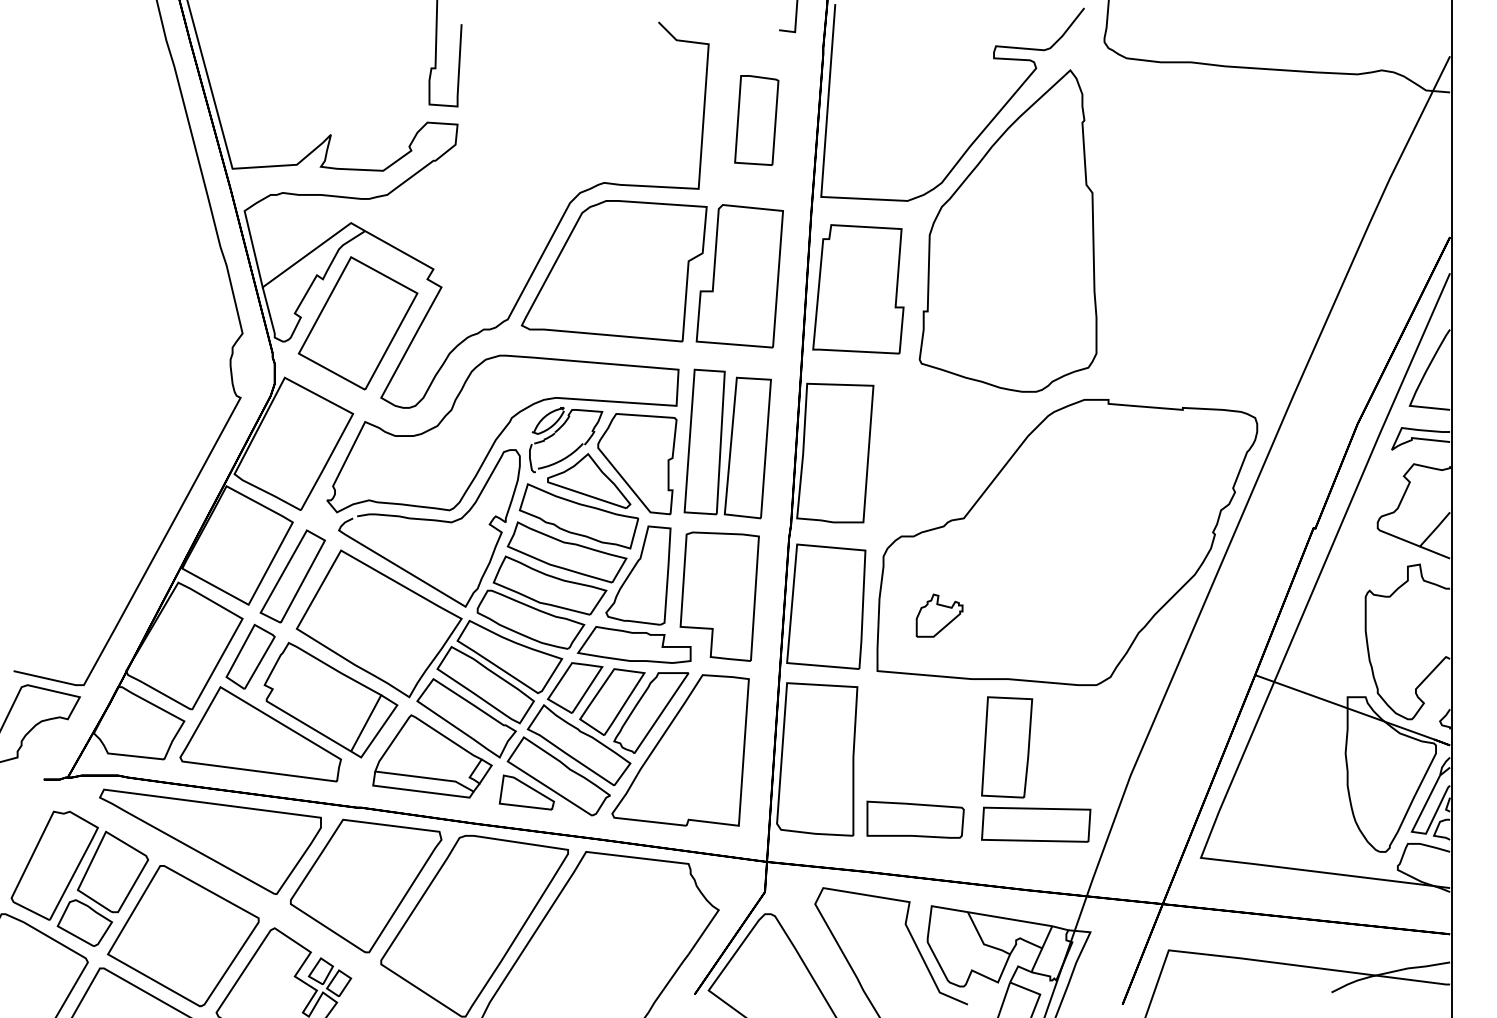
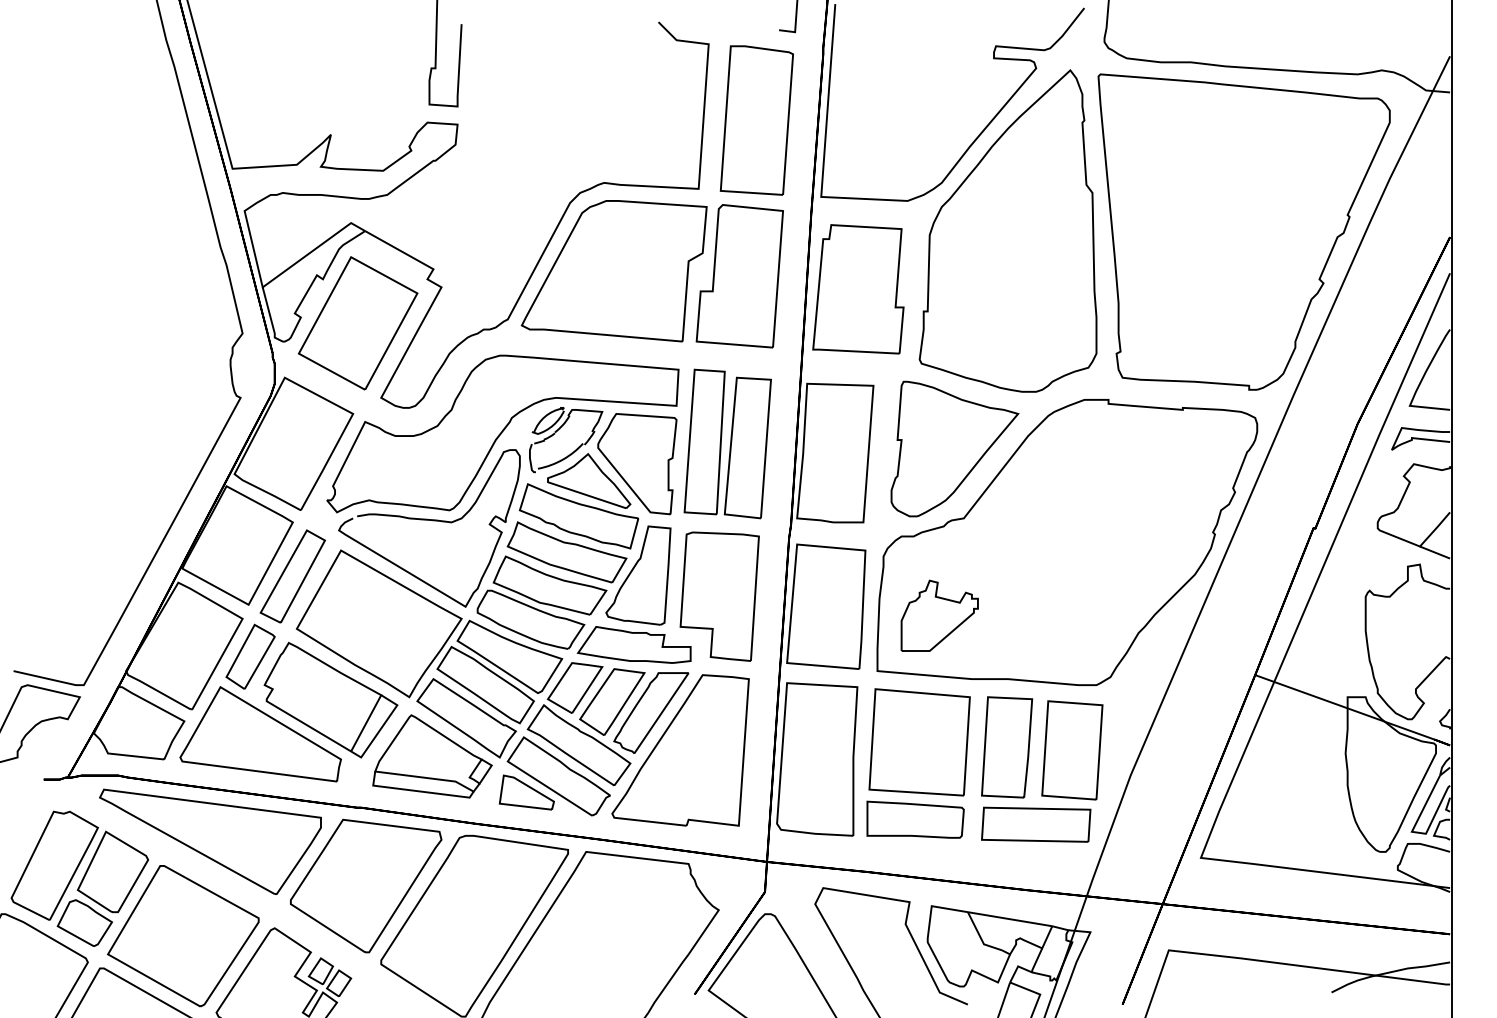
part size: 46x91 px -> 75x151 px (756, 120)
part: none -> present (1243, 231)
part: none -> present (954, 448)
part size: 49x45 px -> 79x73 px (939, 615)
part: none -> present (919, 742)
part: none -> present (1072, 750)
